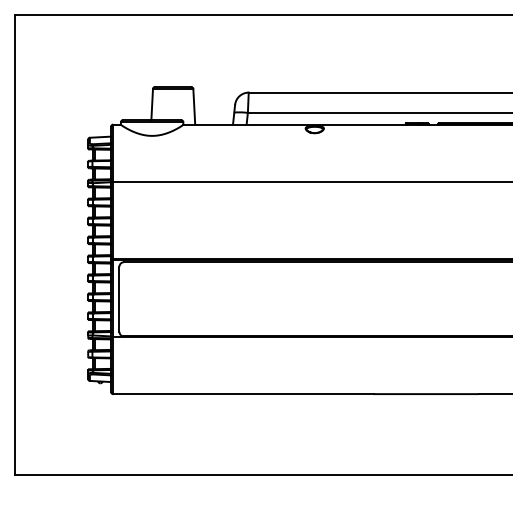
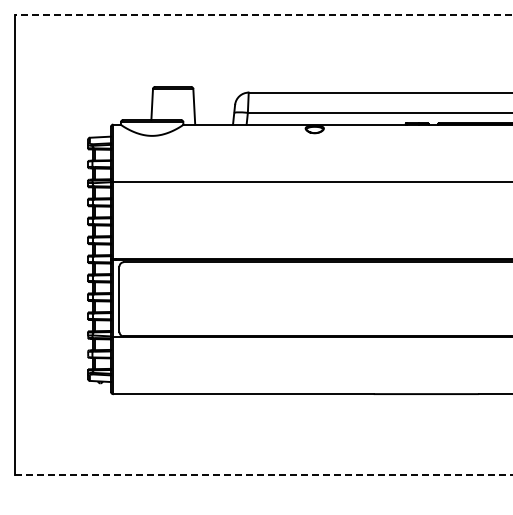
line: solid -> dashed (264, 15)
line: solid -> dashed (264, 475)
